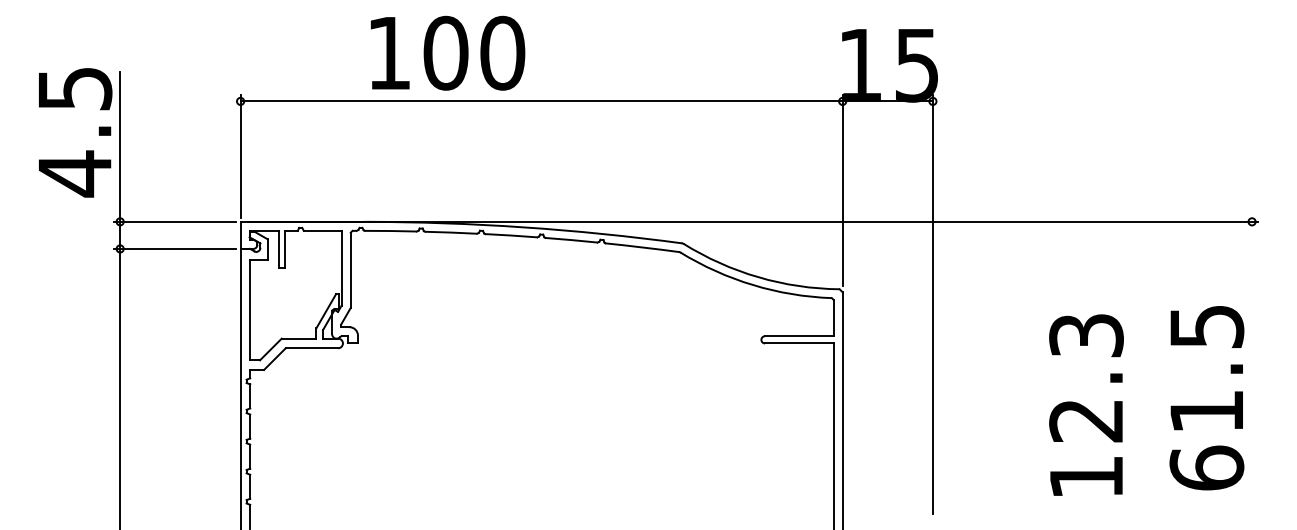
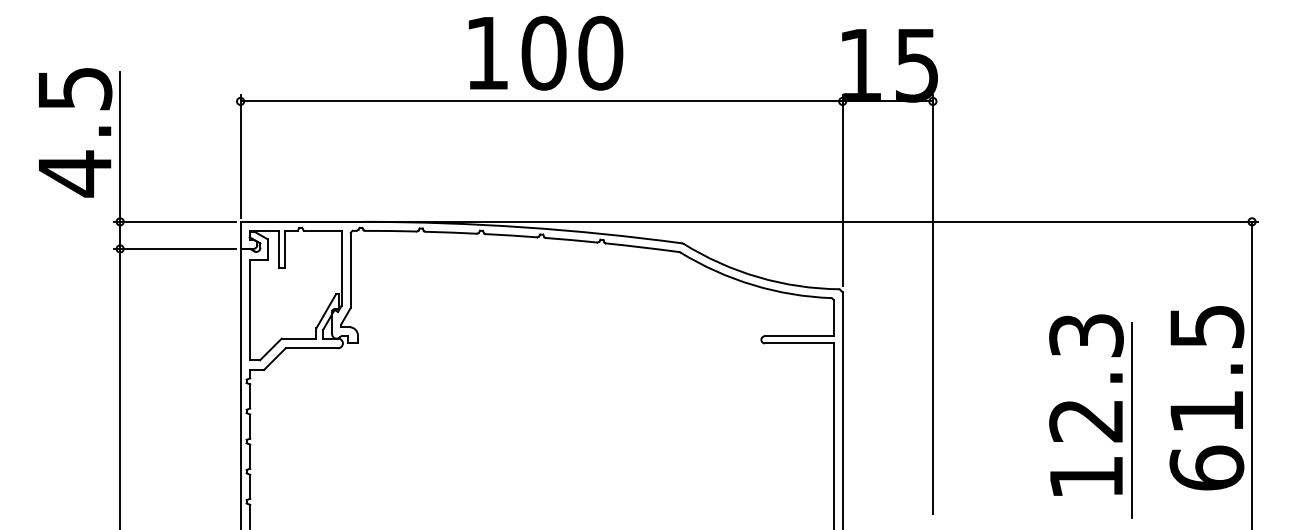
text position: (447, 52) -> (545, 52) (545, 52)
line: none -> present (1252, 373)
line: none -> present (1131, 420)
